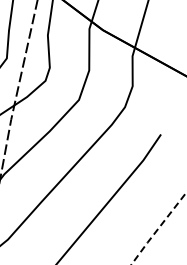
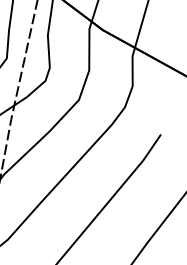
line: dashed -> solid (158, 229)
